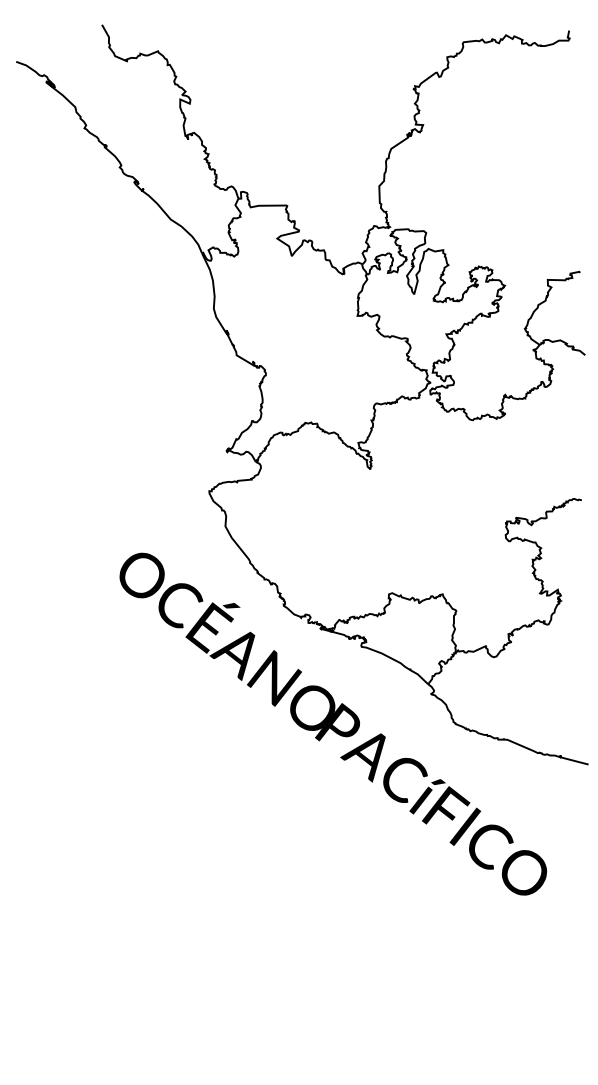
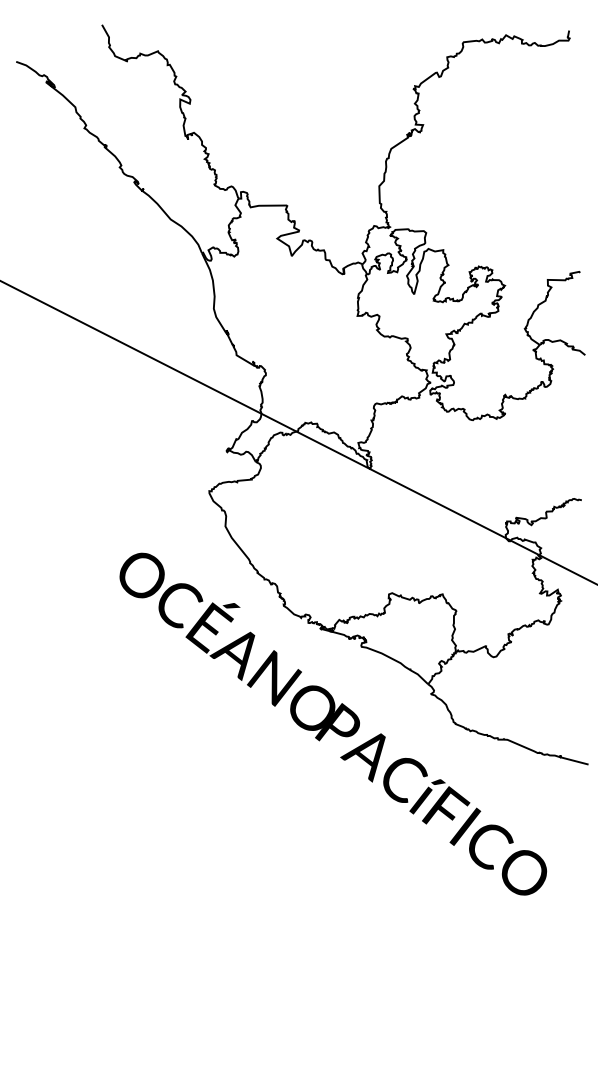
line: none -> present (298, 432)
